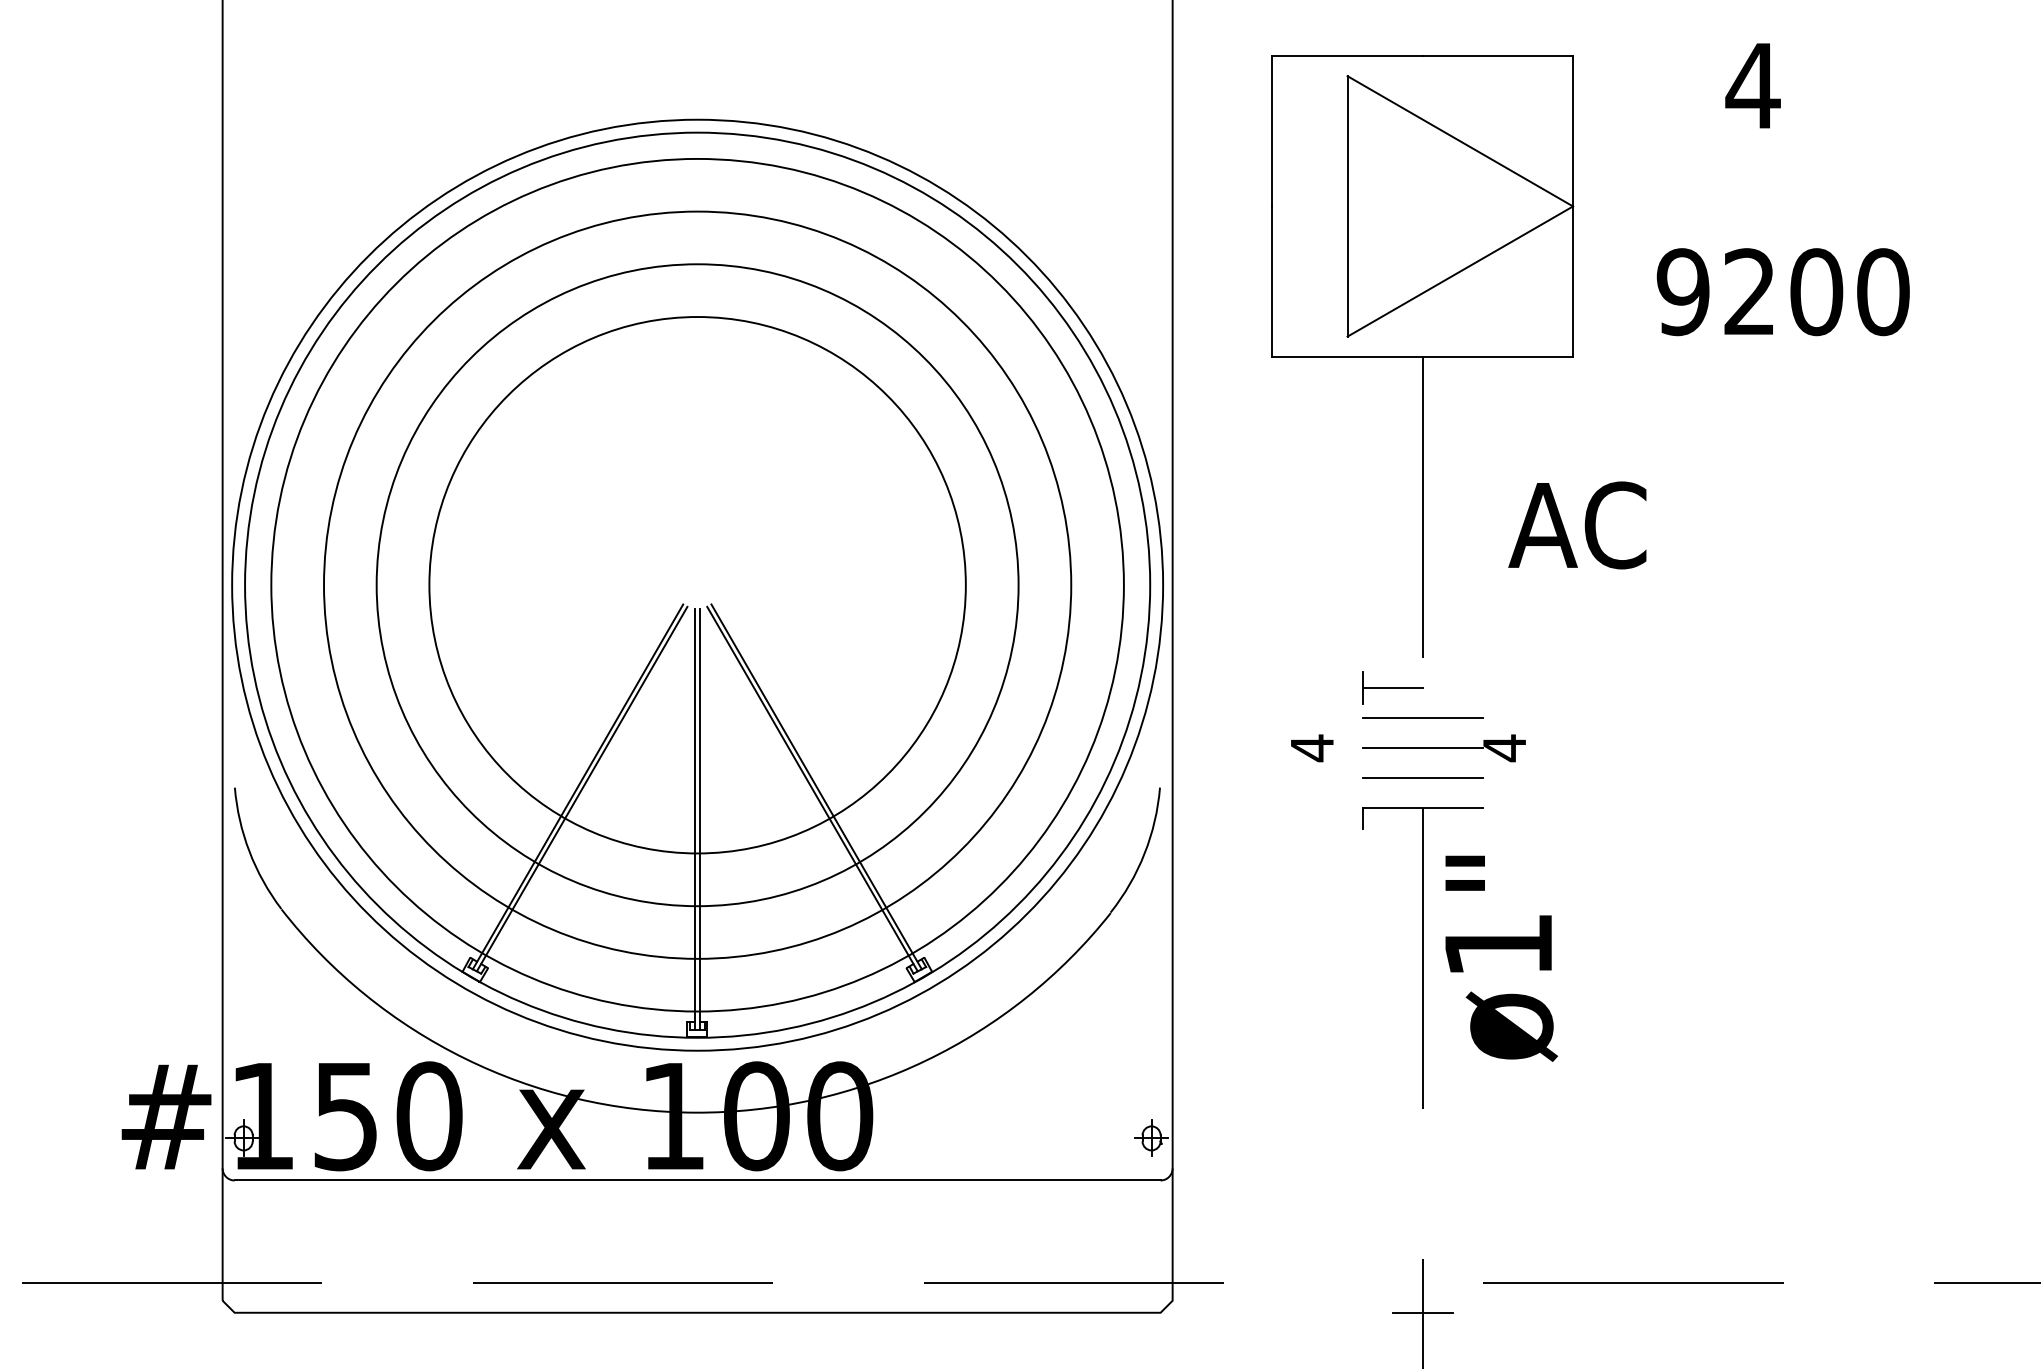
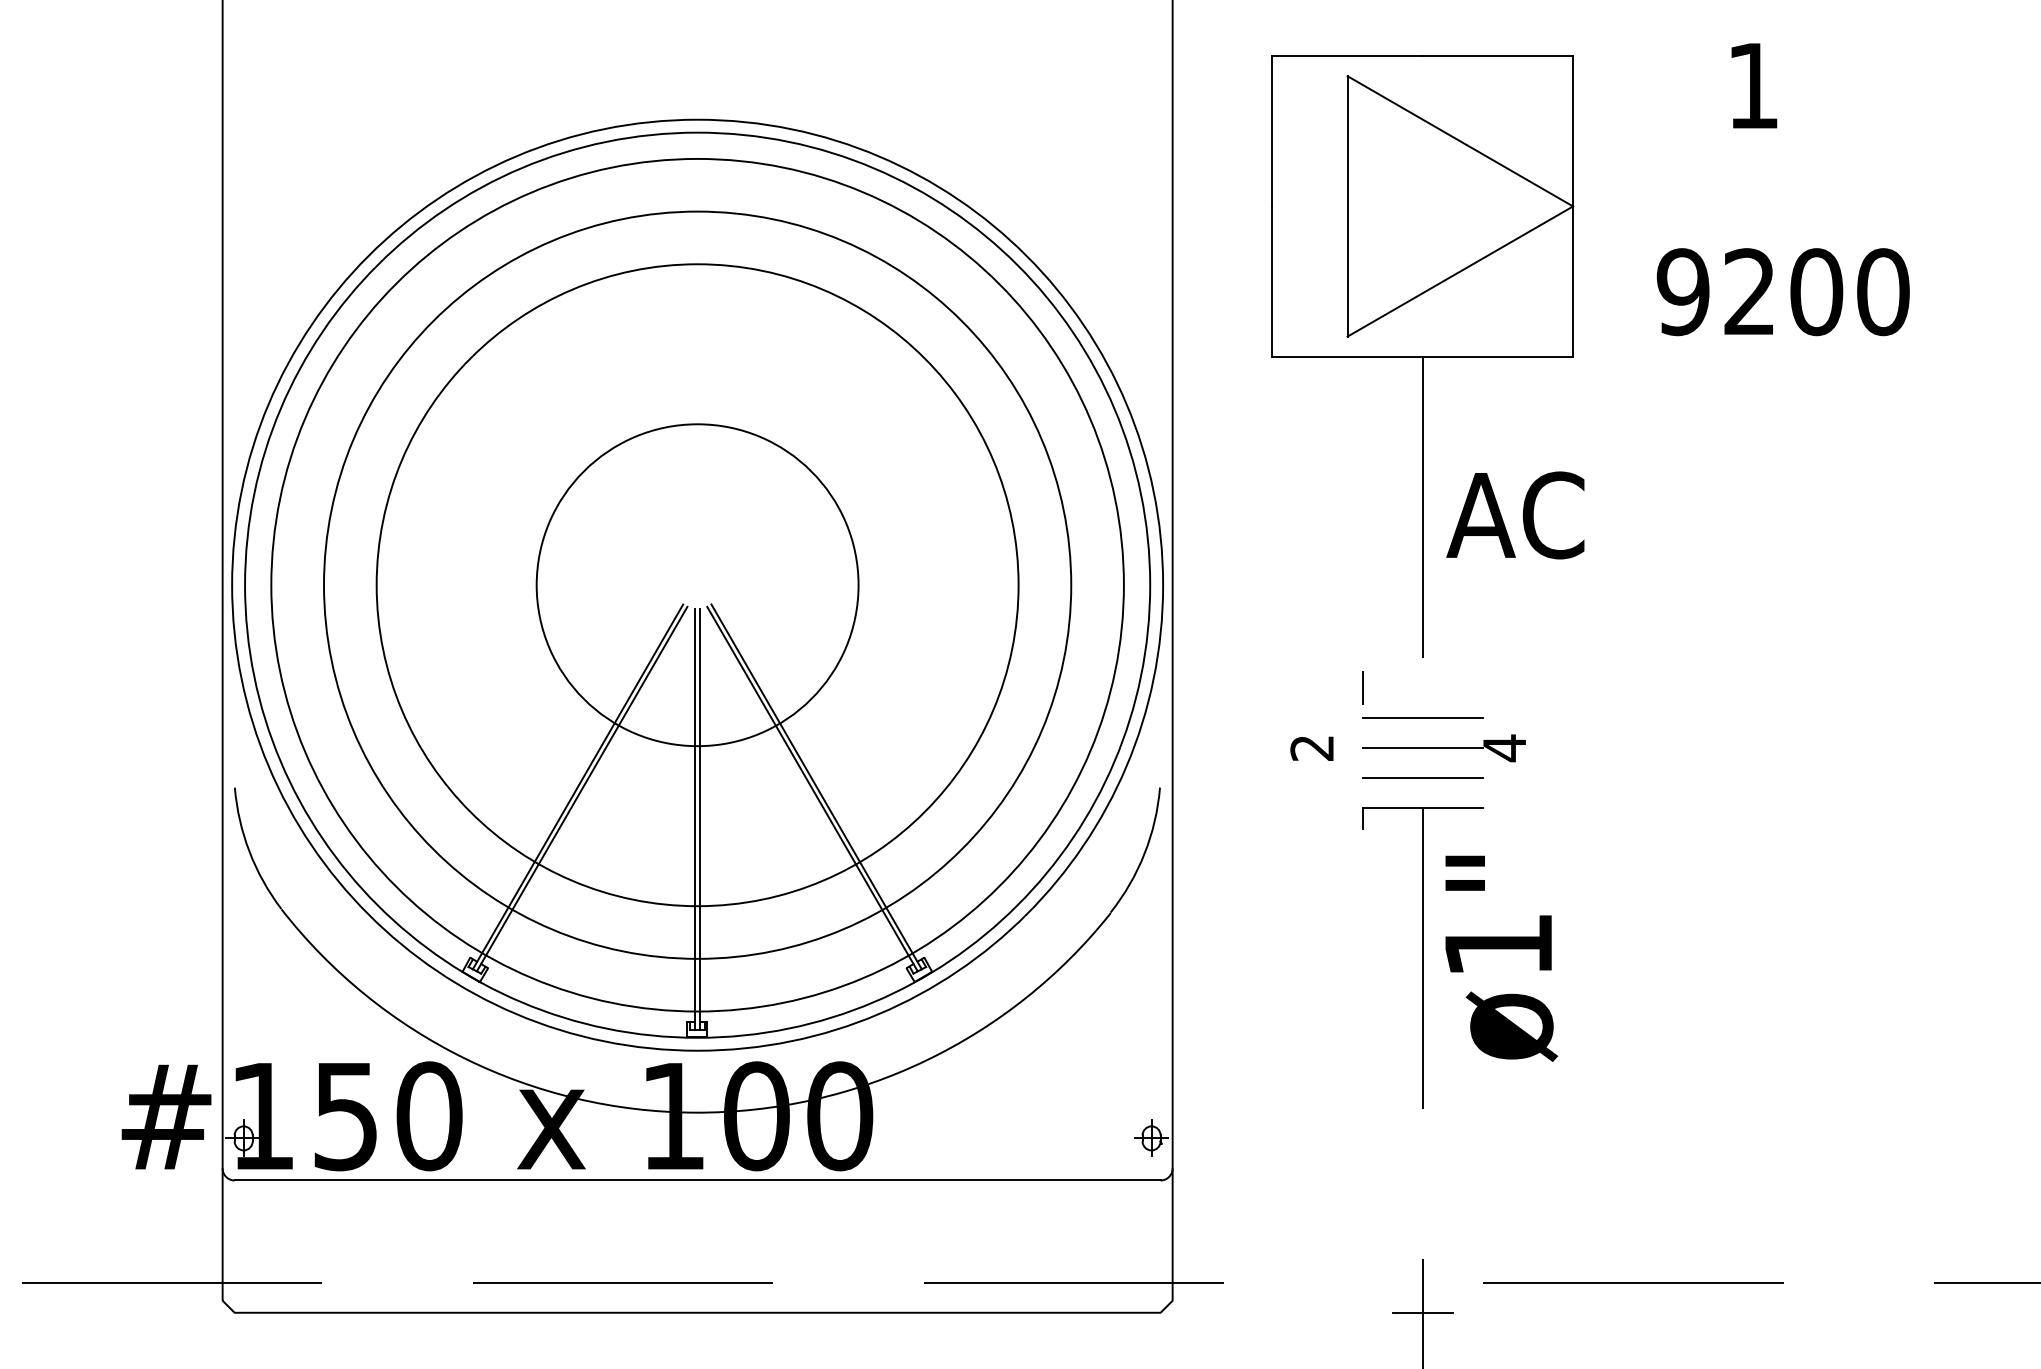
text: 4 -> 1 (1752, 85)
text position: (1577, 525) -> (1515, 515) (1515, 515)
circle diameter: 536 px -> 322 px (697, 585)
line: present -> none (1392, 688)
text: 4 -> 2 (1311, 748)
